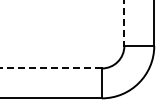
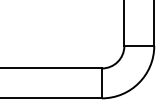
line: dashed -> solid (124, 23)
line: dashed -> solid (50, 68)
